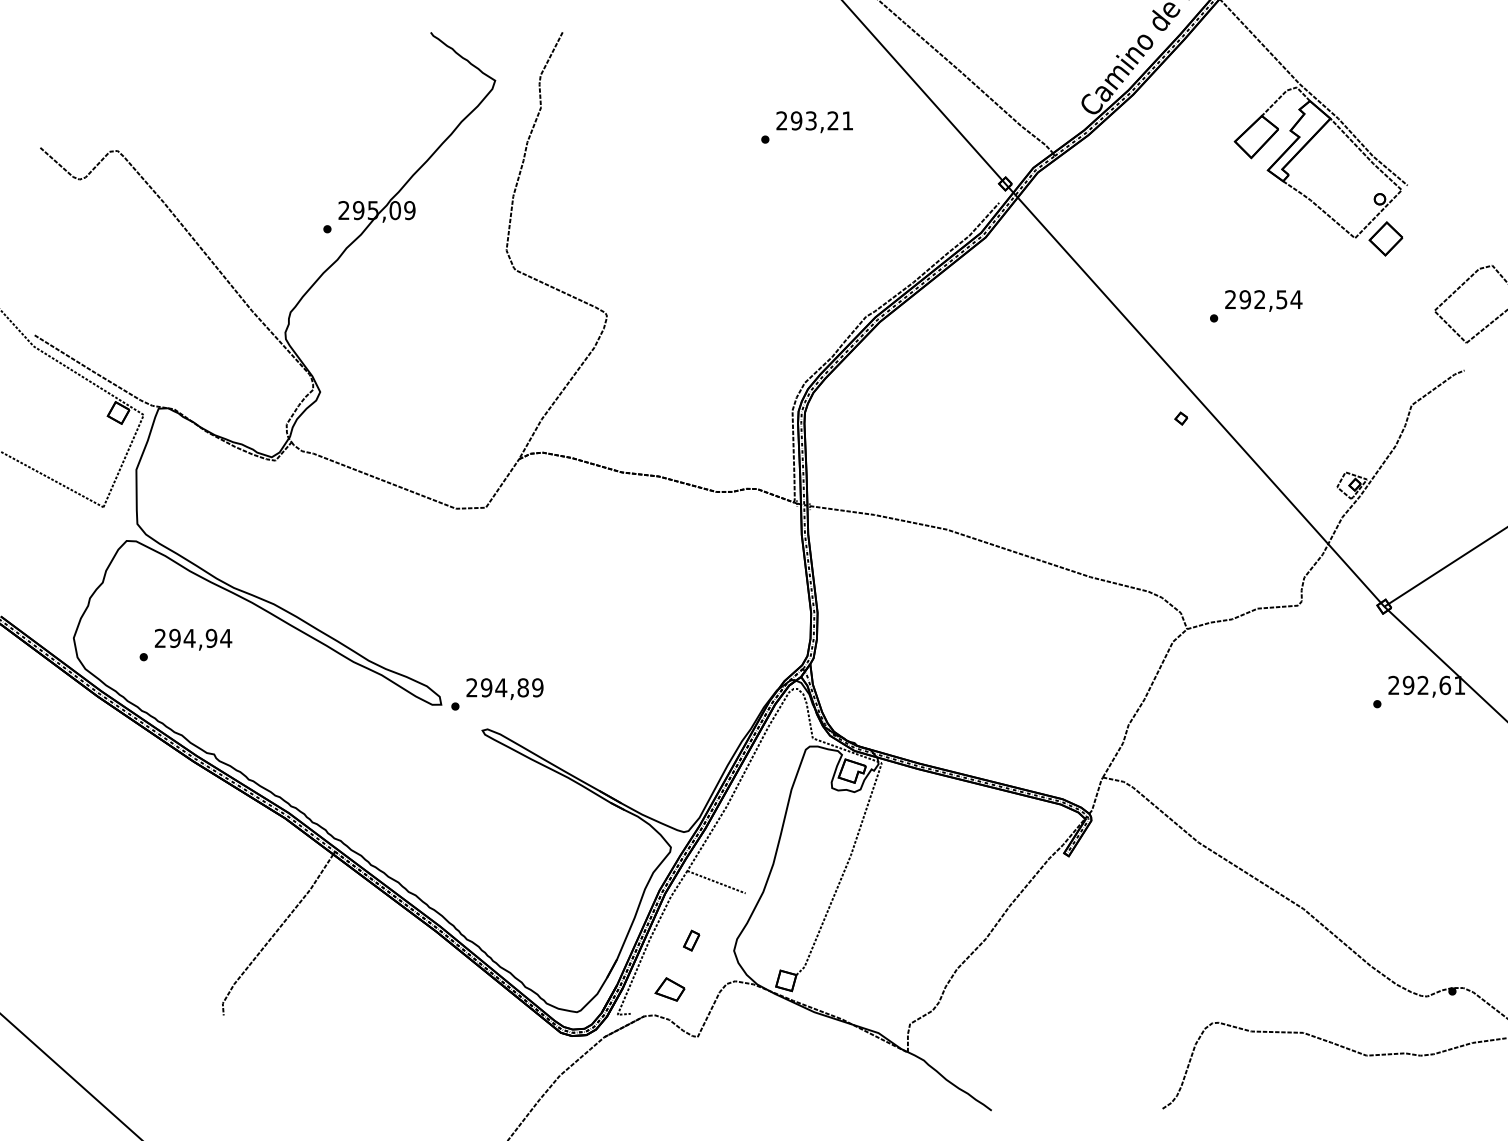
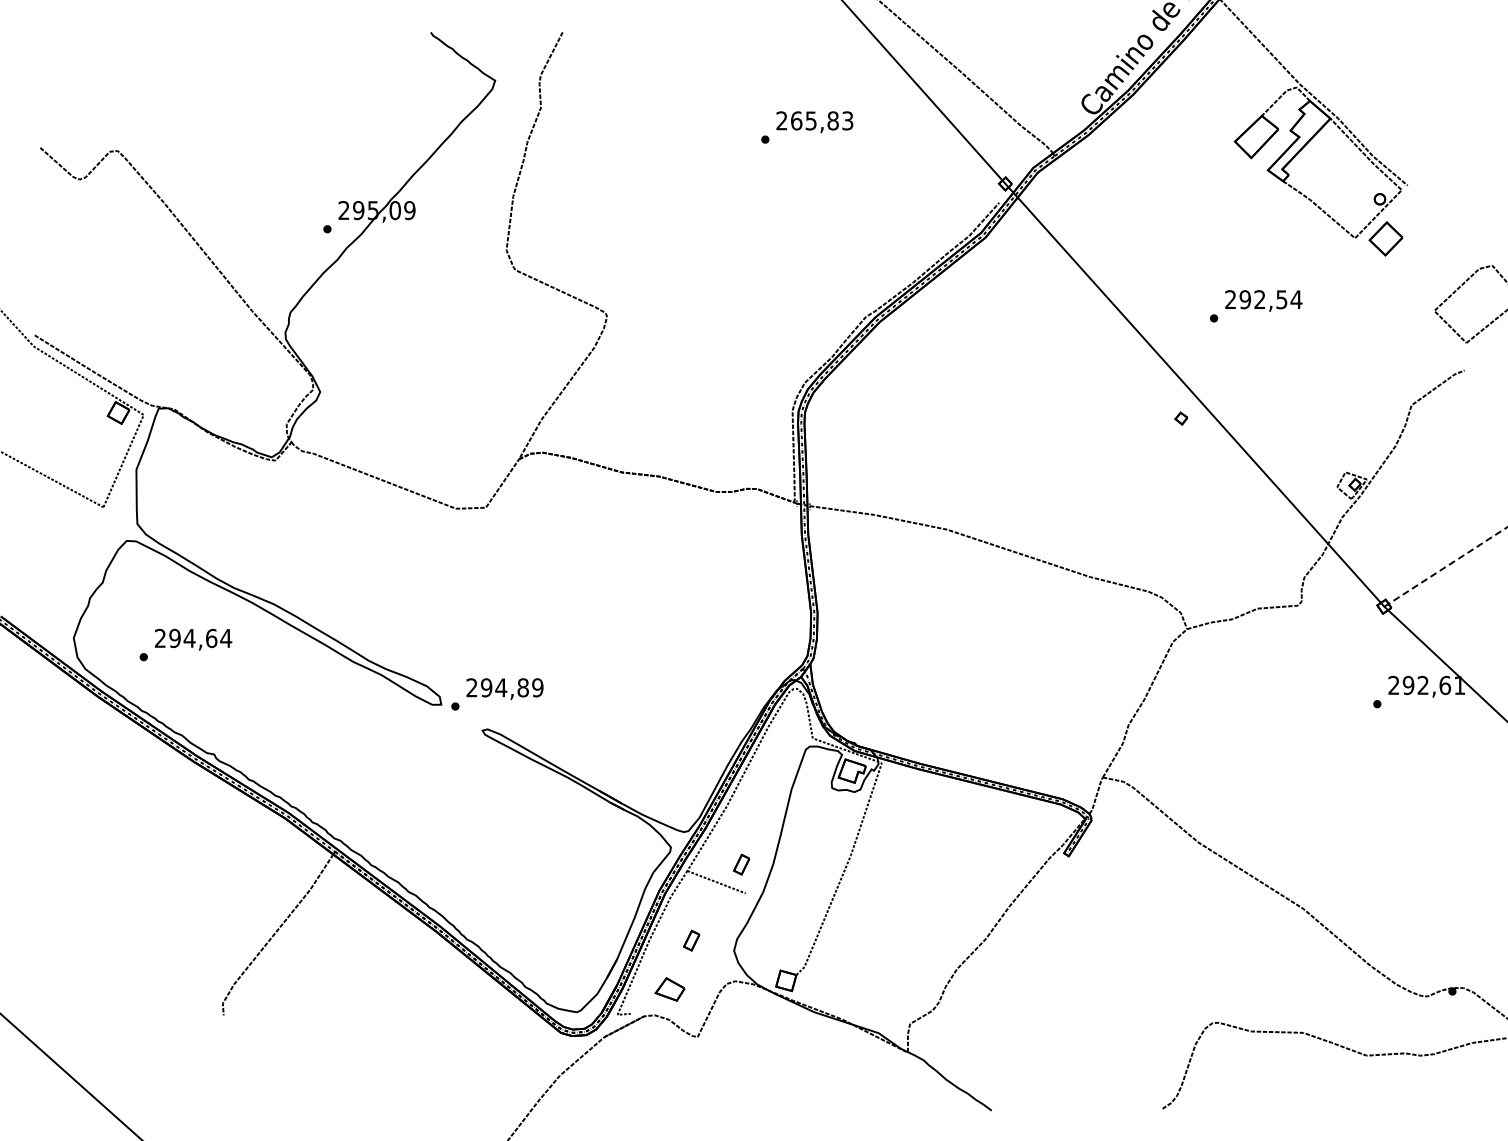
text: 293,21 -> 265,83 (821, 120)
line: solid -> dashed (1446, 566)
text: 294,94 -> 294,64 (211, 638)
part: none -> present (741, 864)
